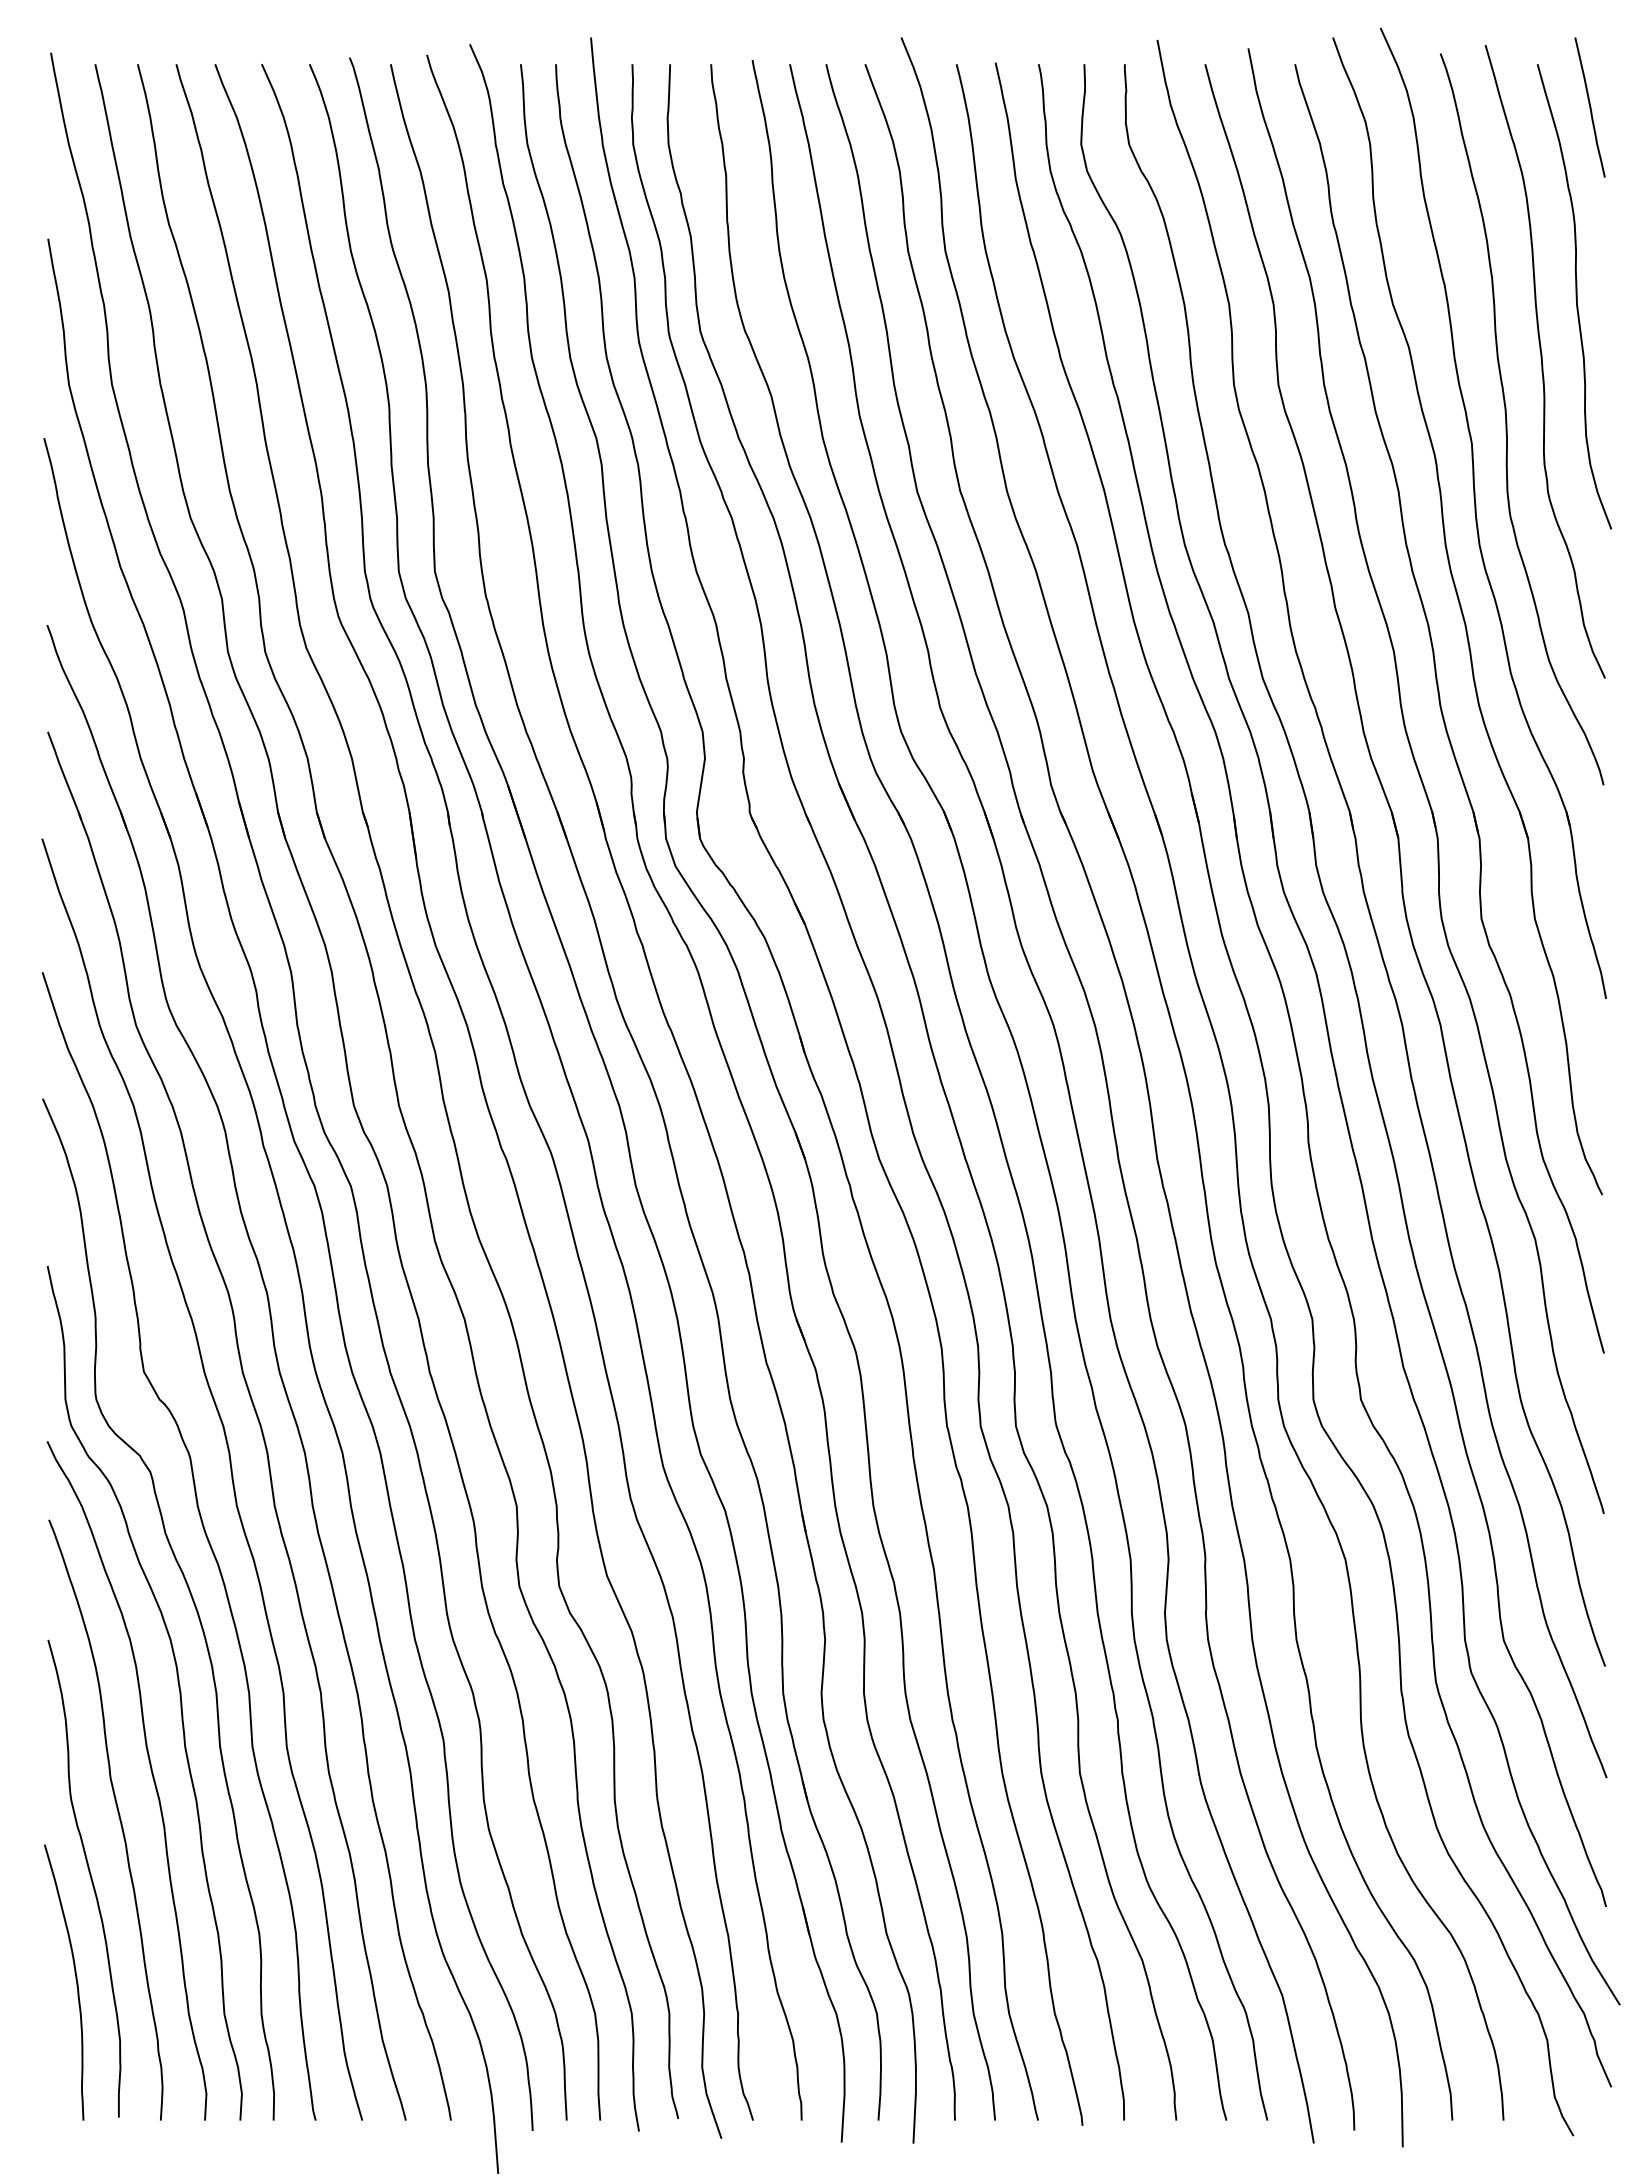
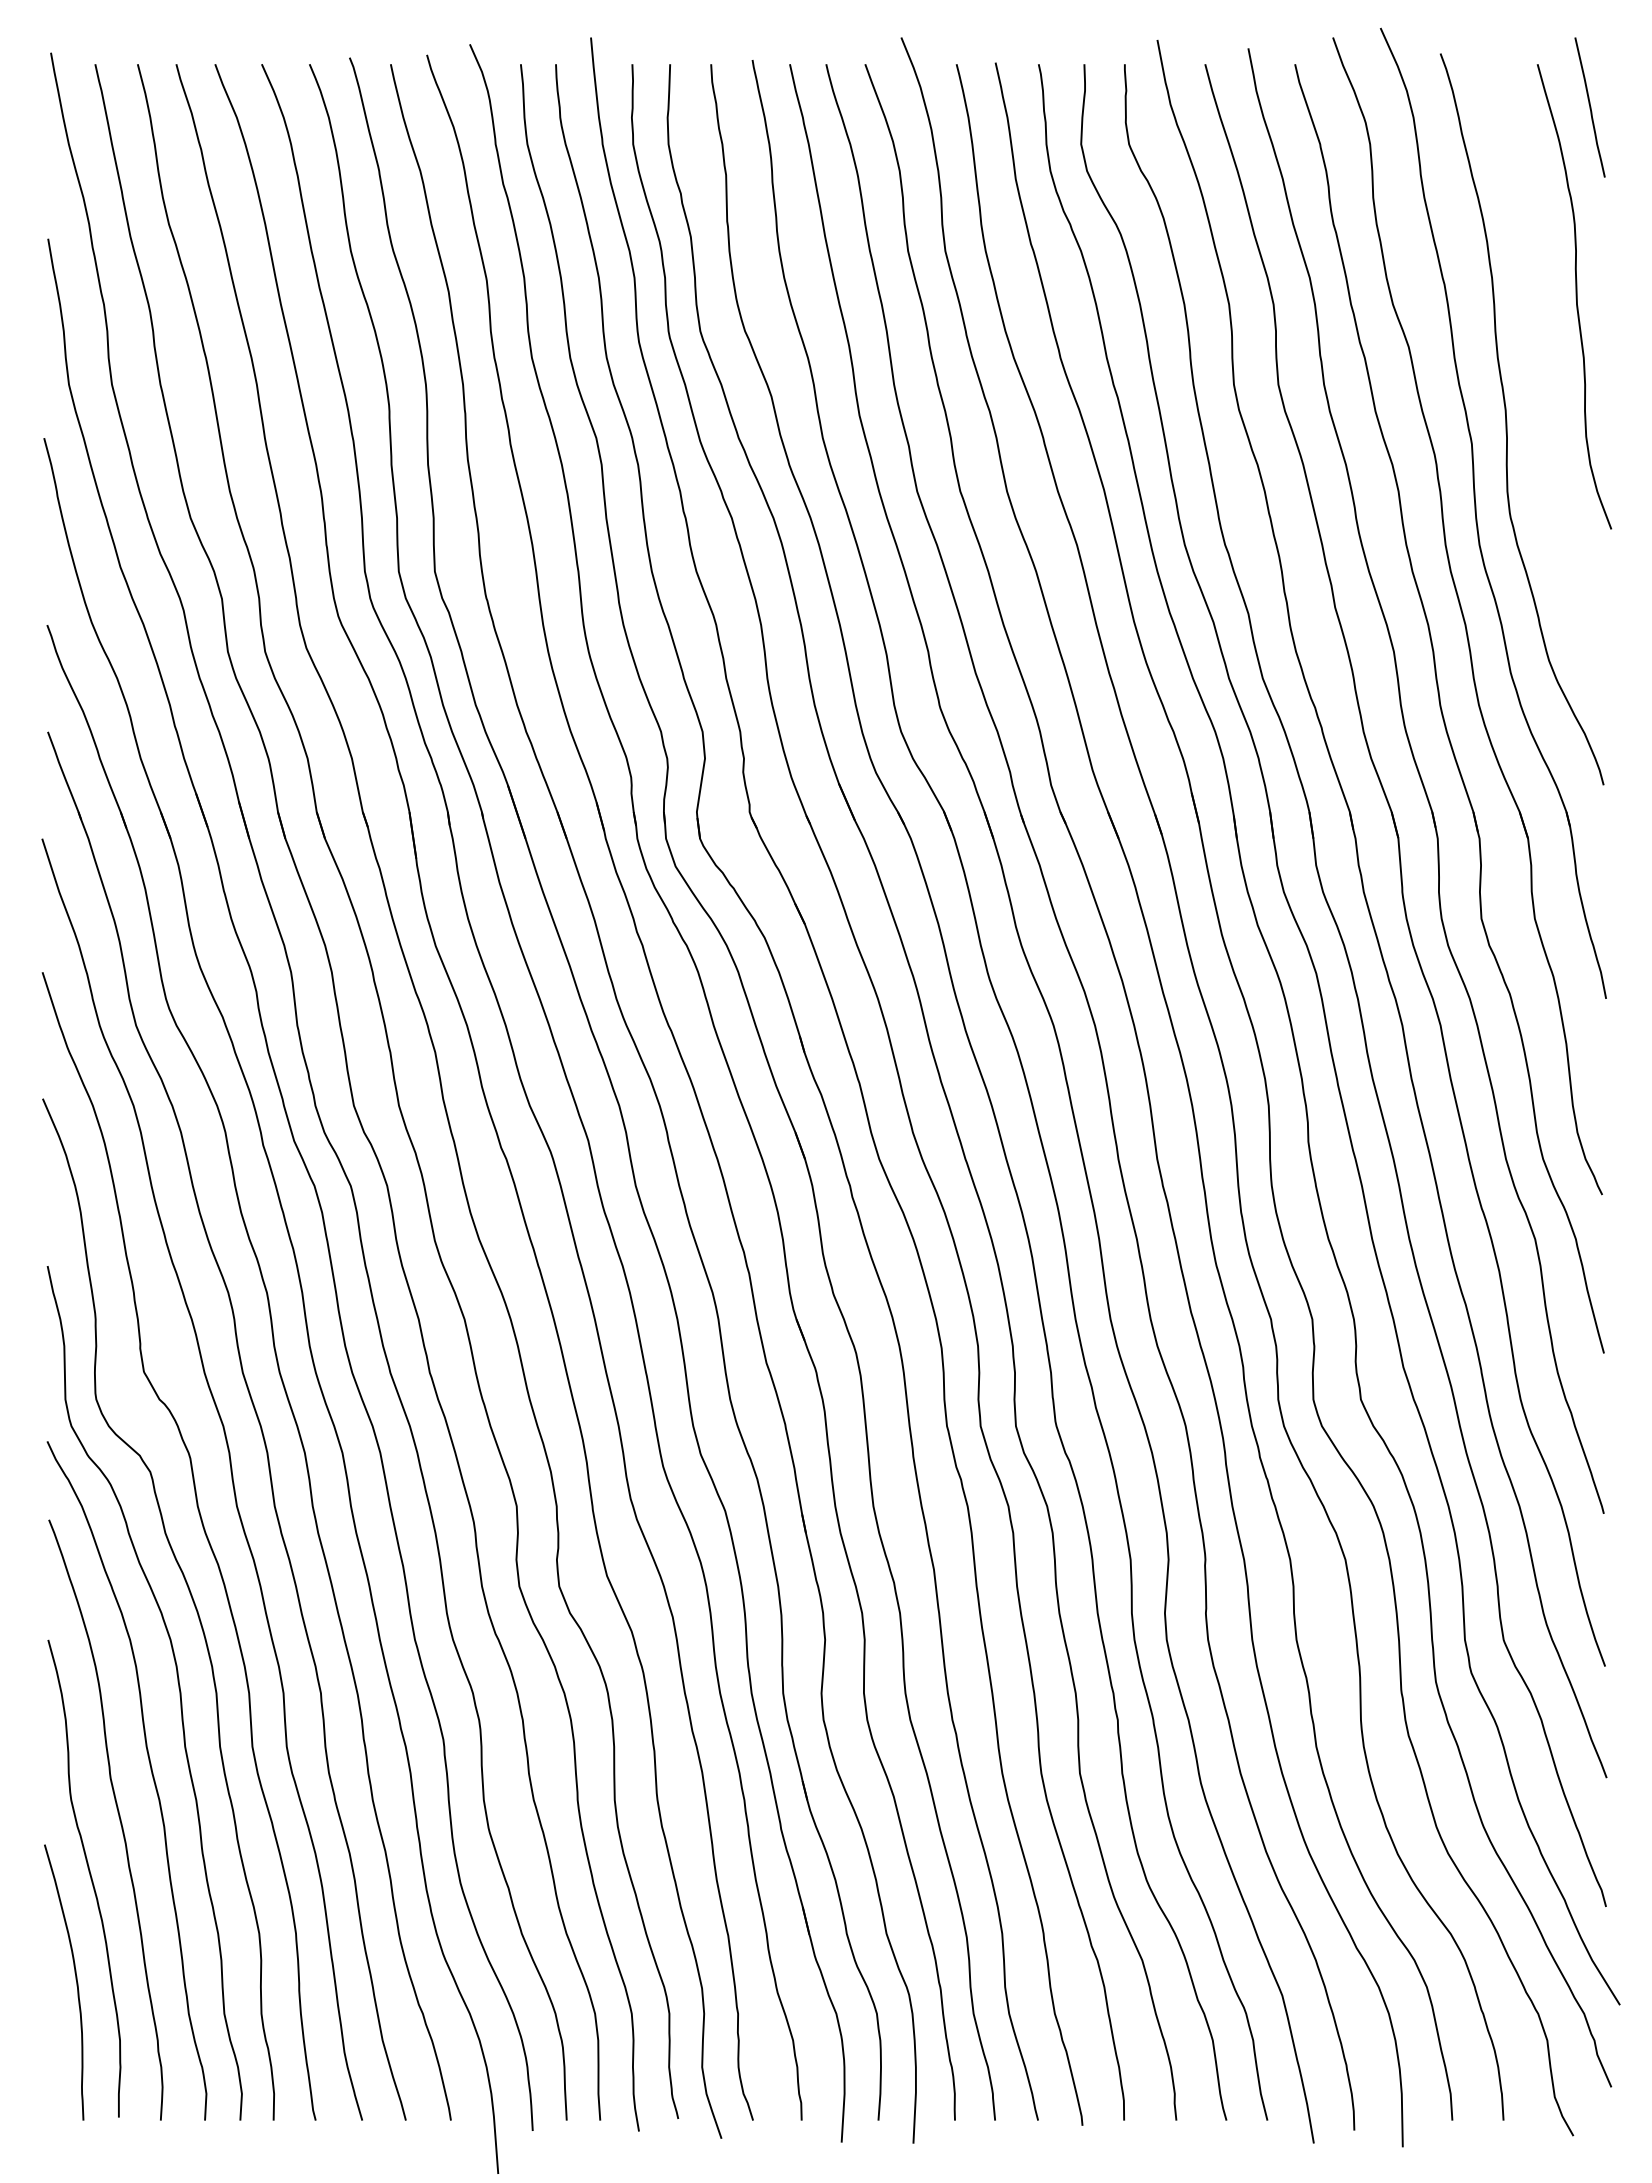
curve: present -> none (1542, 361)
